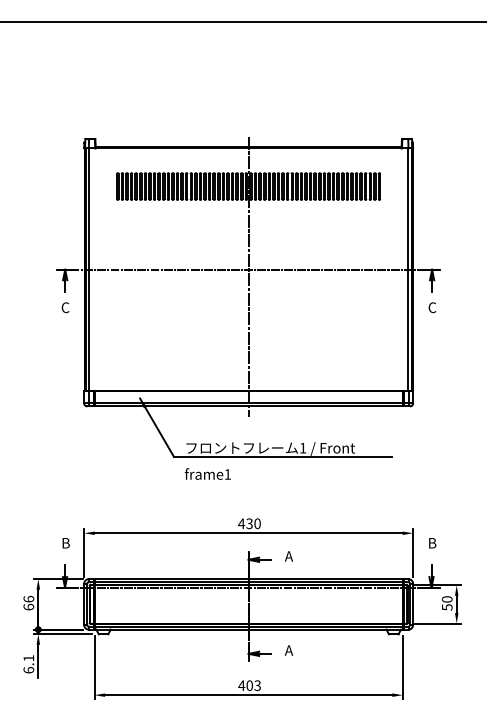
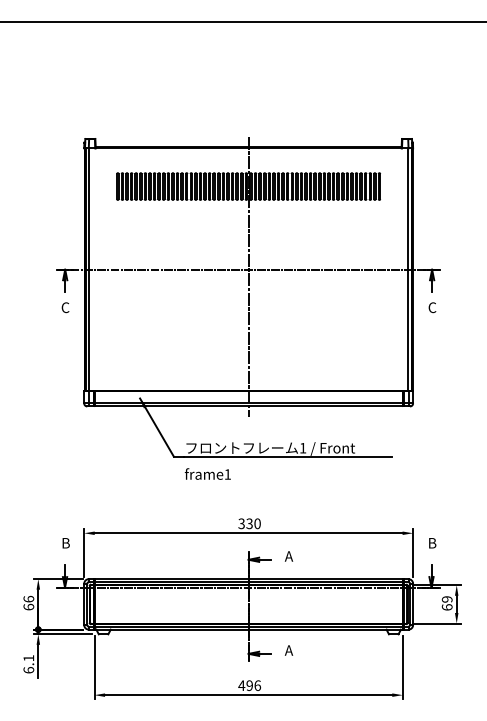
text: 430 -> 330 (241, 523)
text: 50 -> 69 (446, 603)
text: 403 -> 496 (253, 685)
